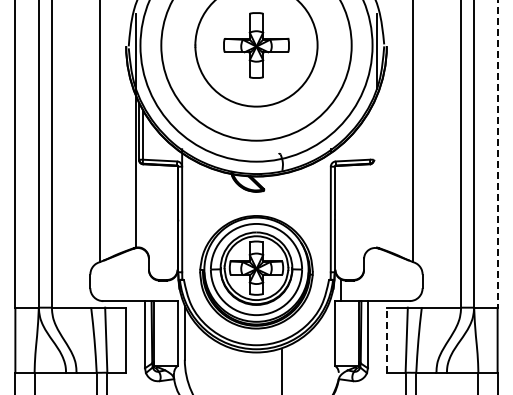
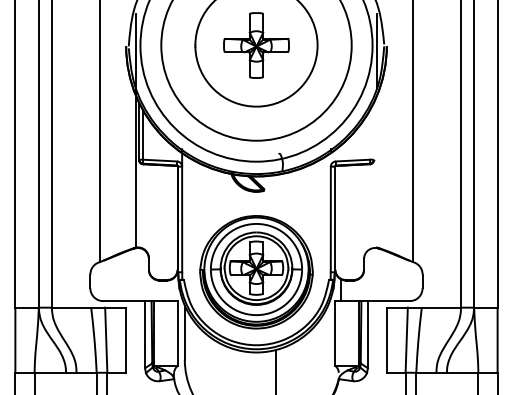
line: dashed -> solid (497, 154)
line: dashed -> solid (386, 340)
line position: (282, 370) -> (276, 370) (276, 370)
